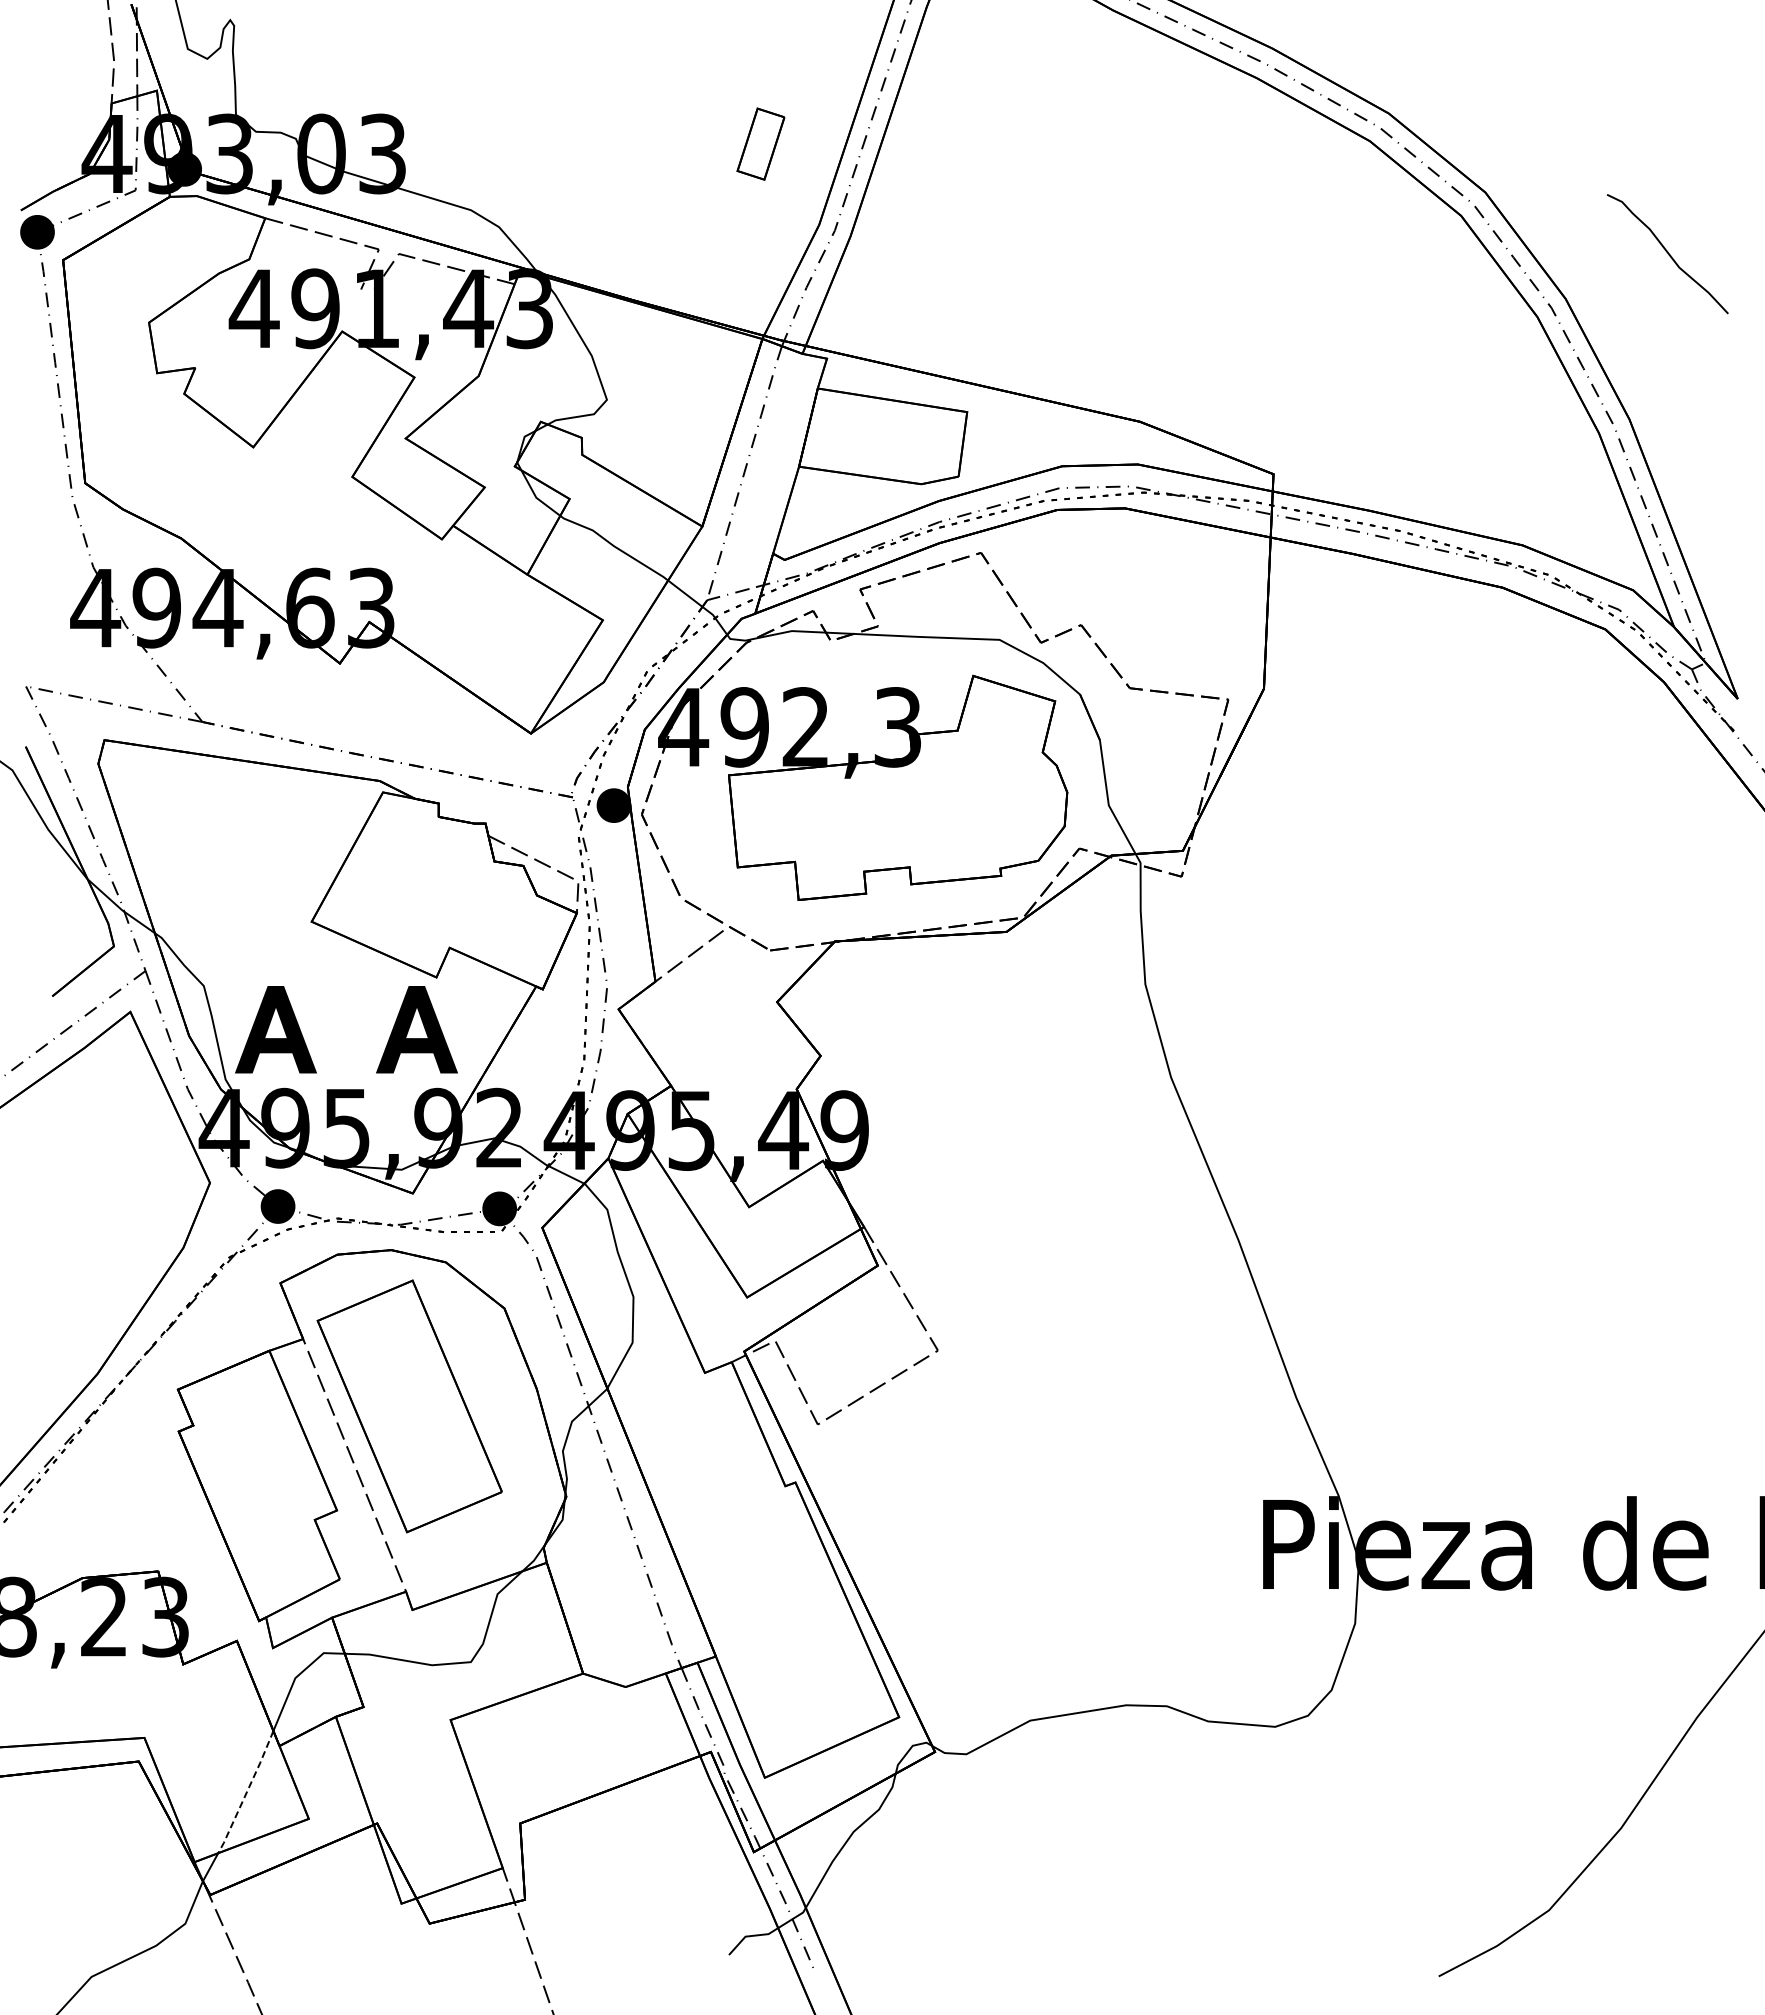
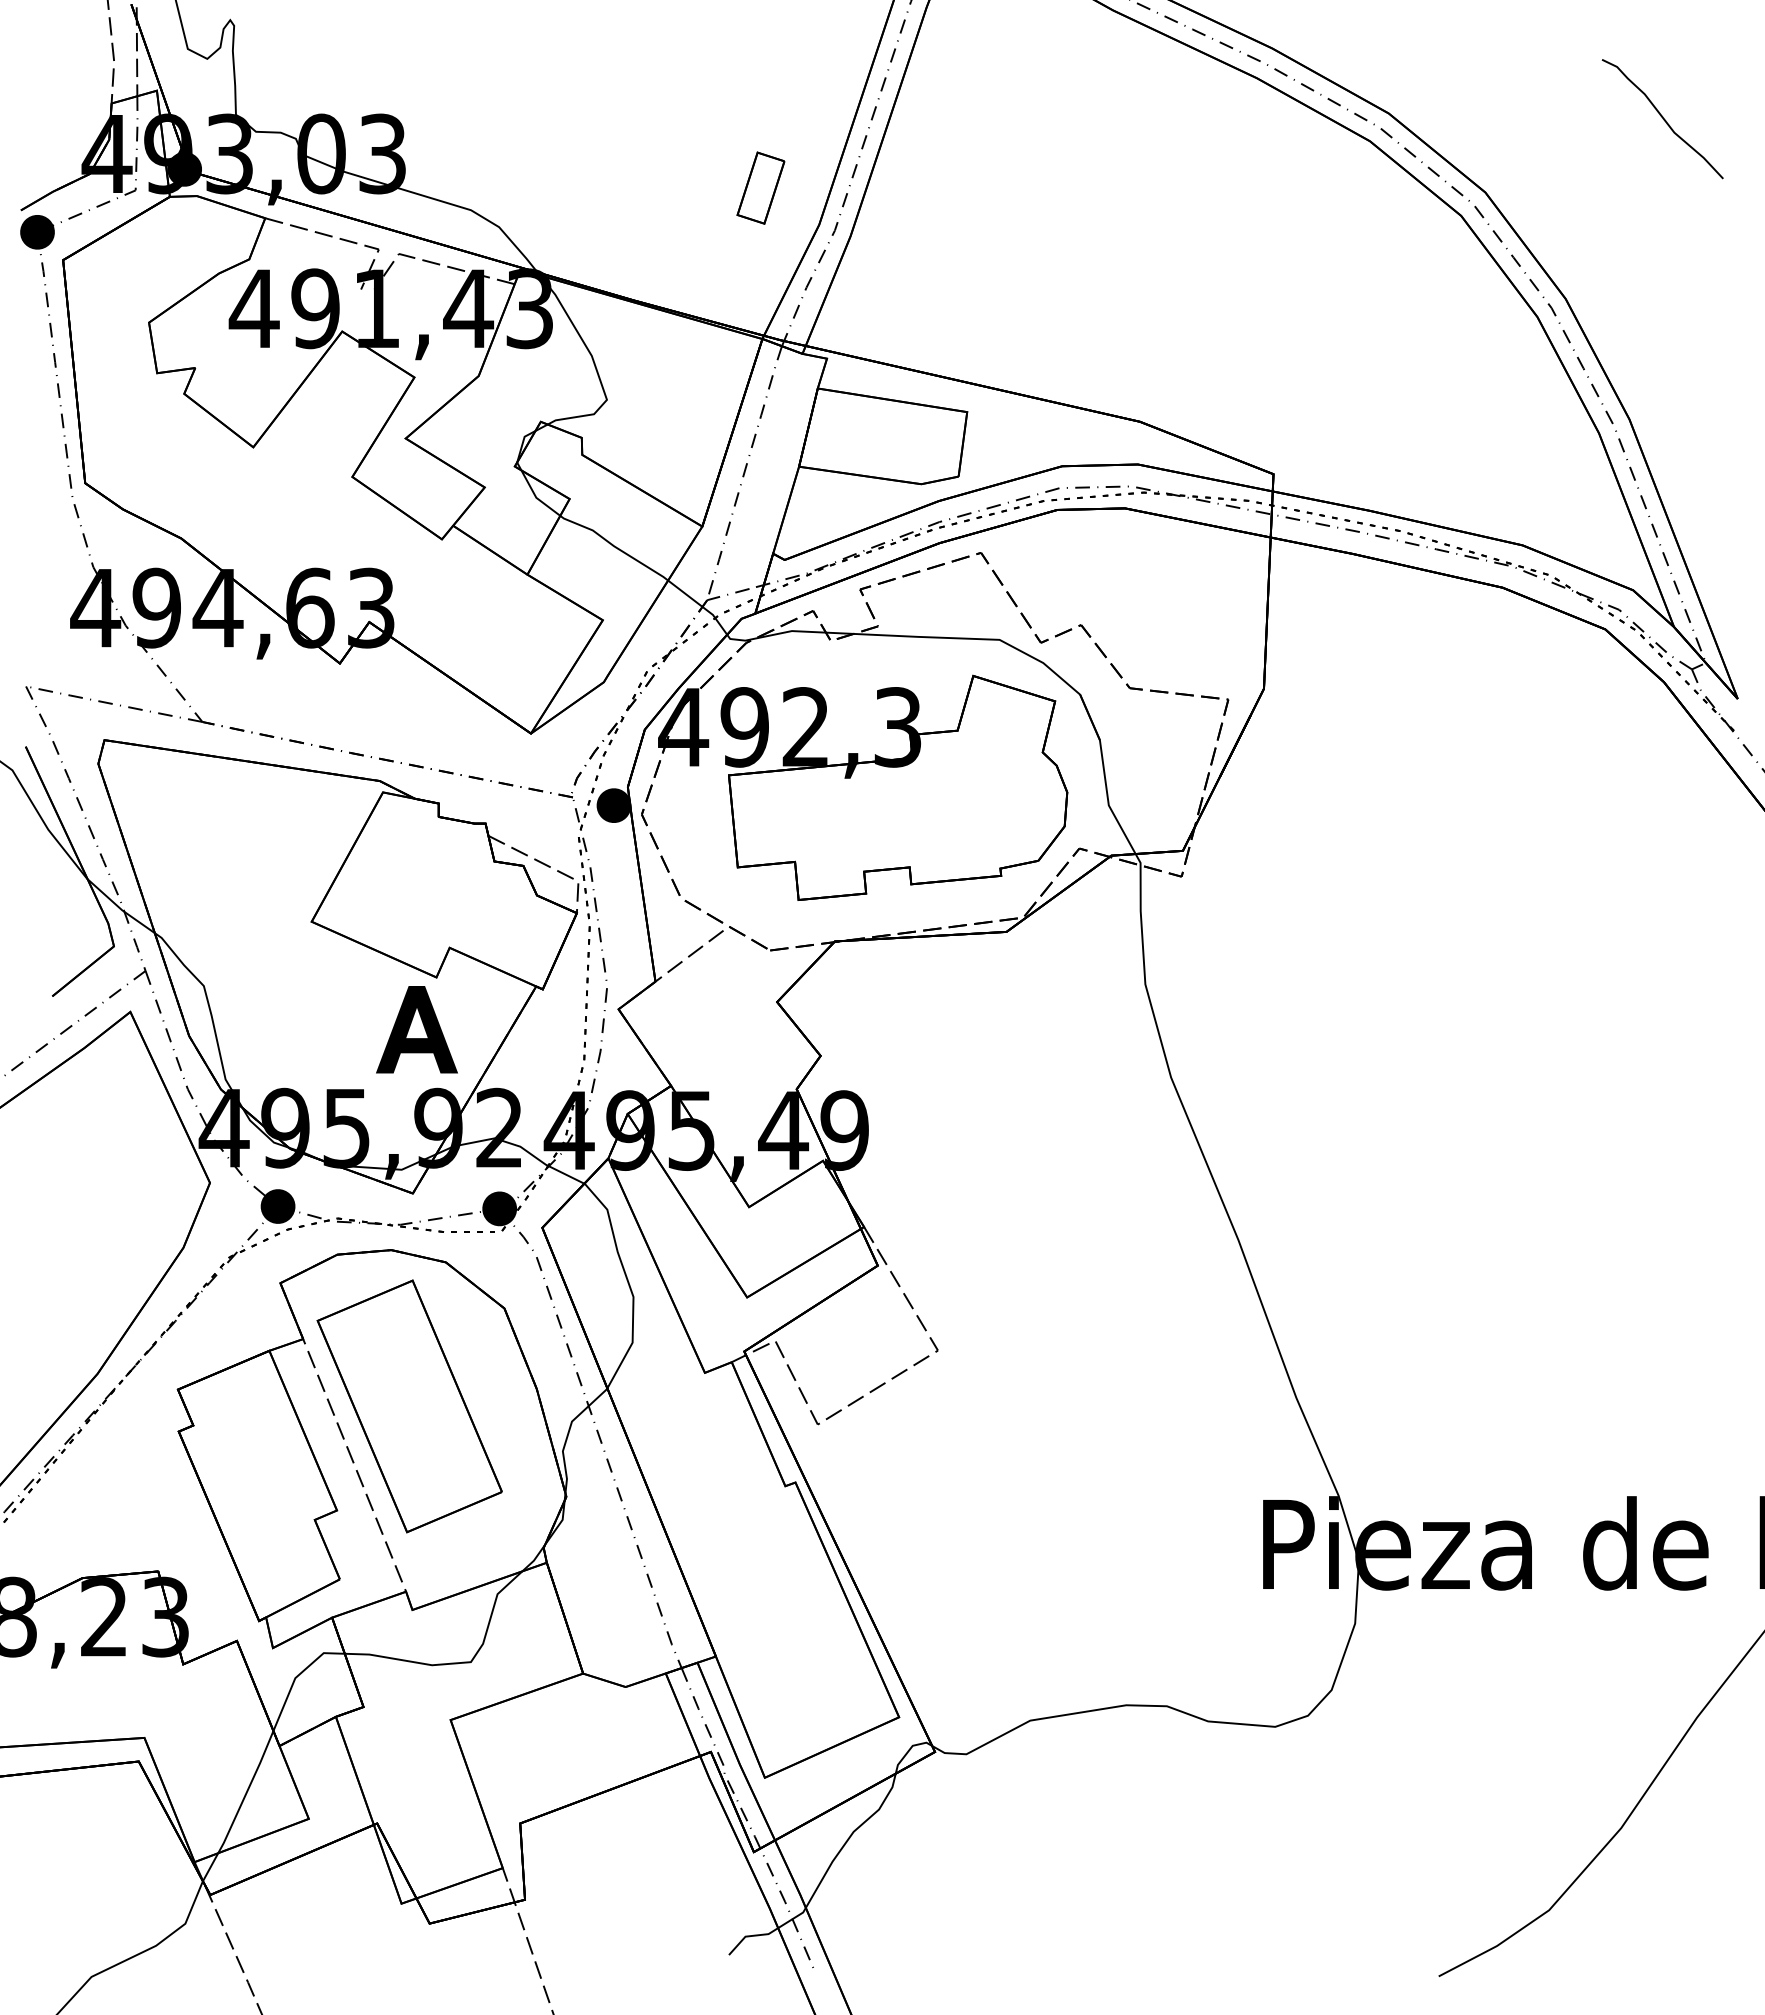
part position: (760, 143) -> (760, 187) (760, 187)
curve position: (1667, 253) -> (1662, 118) (1662, 118)
part: present -> none (275, 1029)
line: dashed -> solid (246, 1792)
